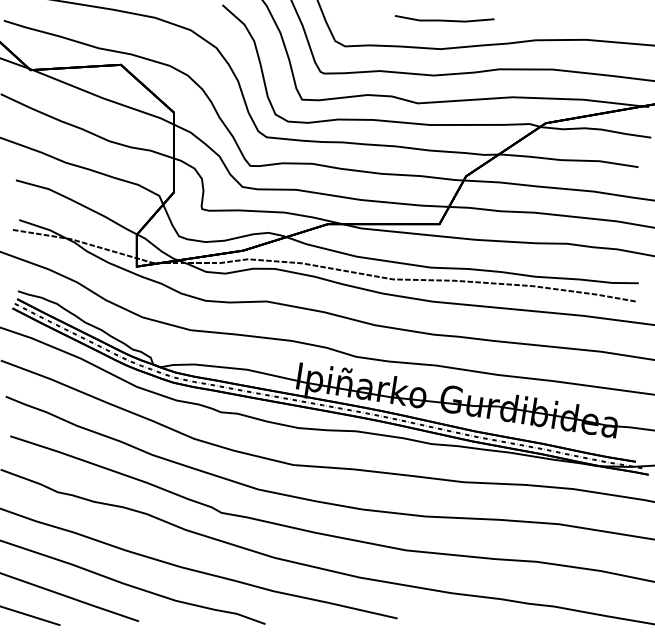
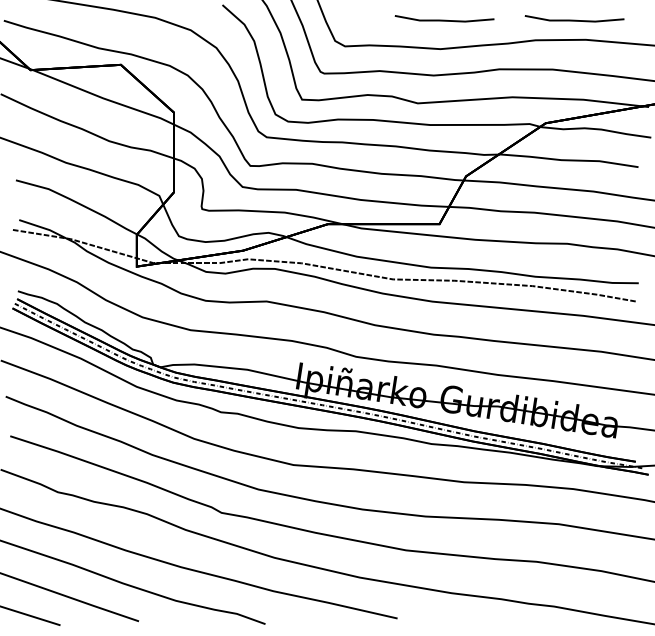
line: none -> present (574, 19)
